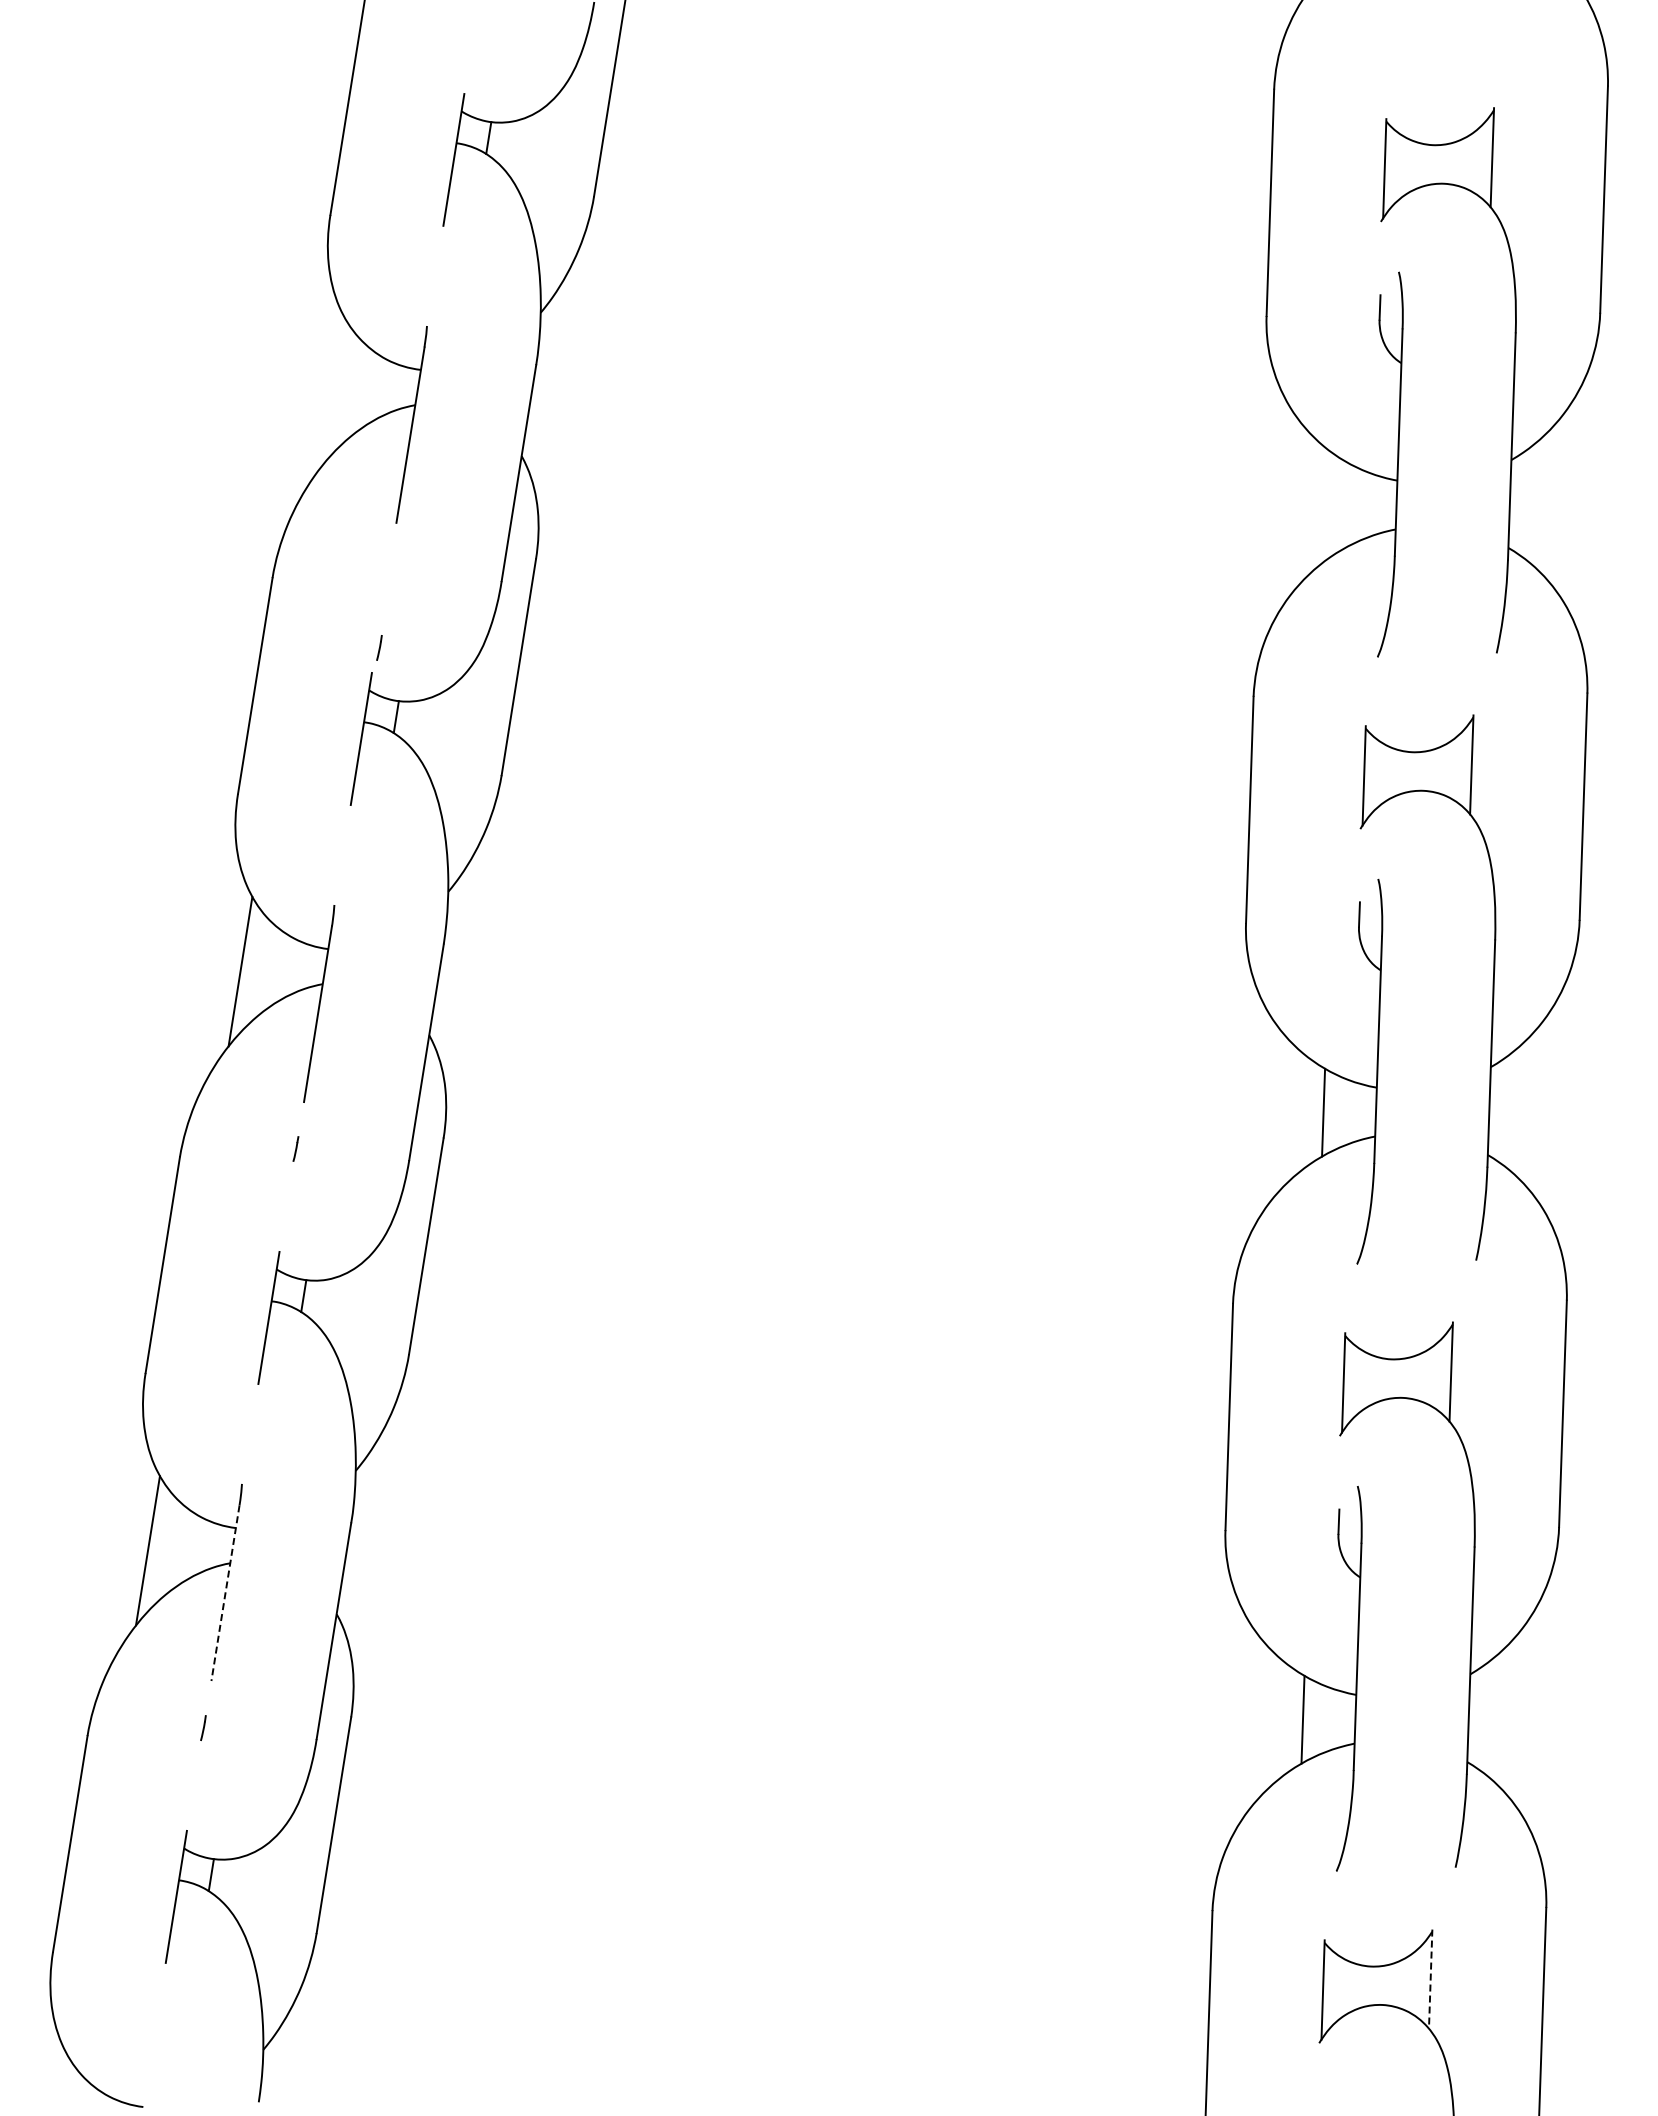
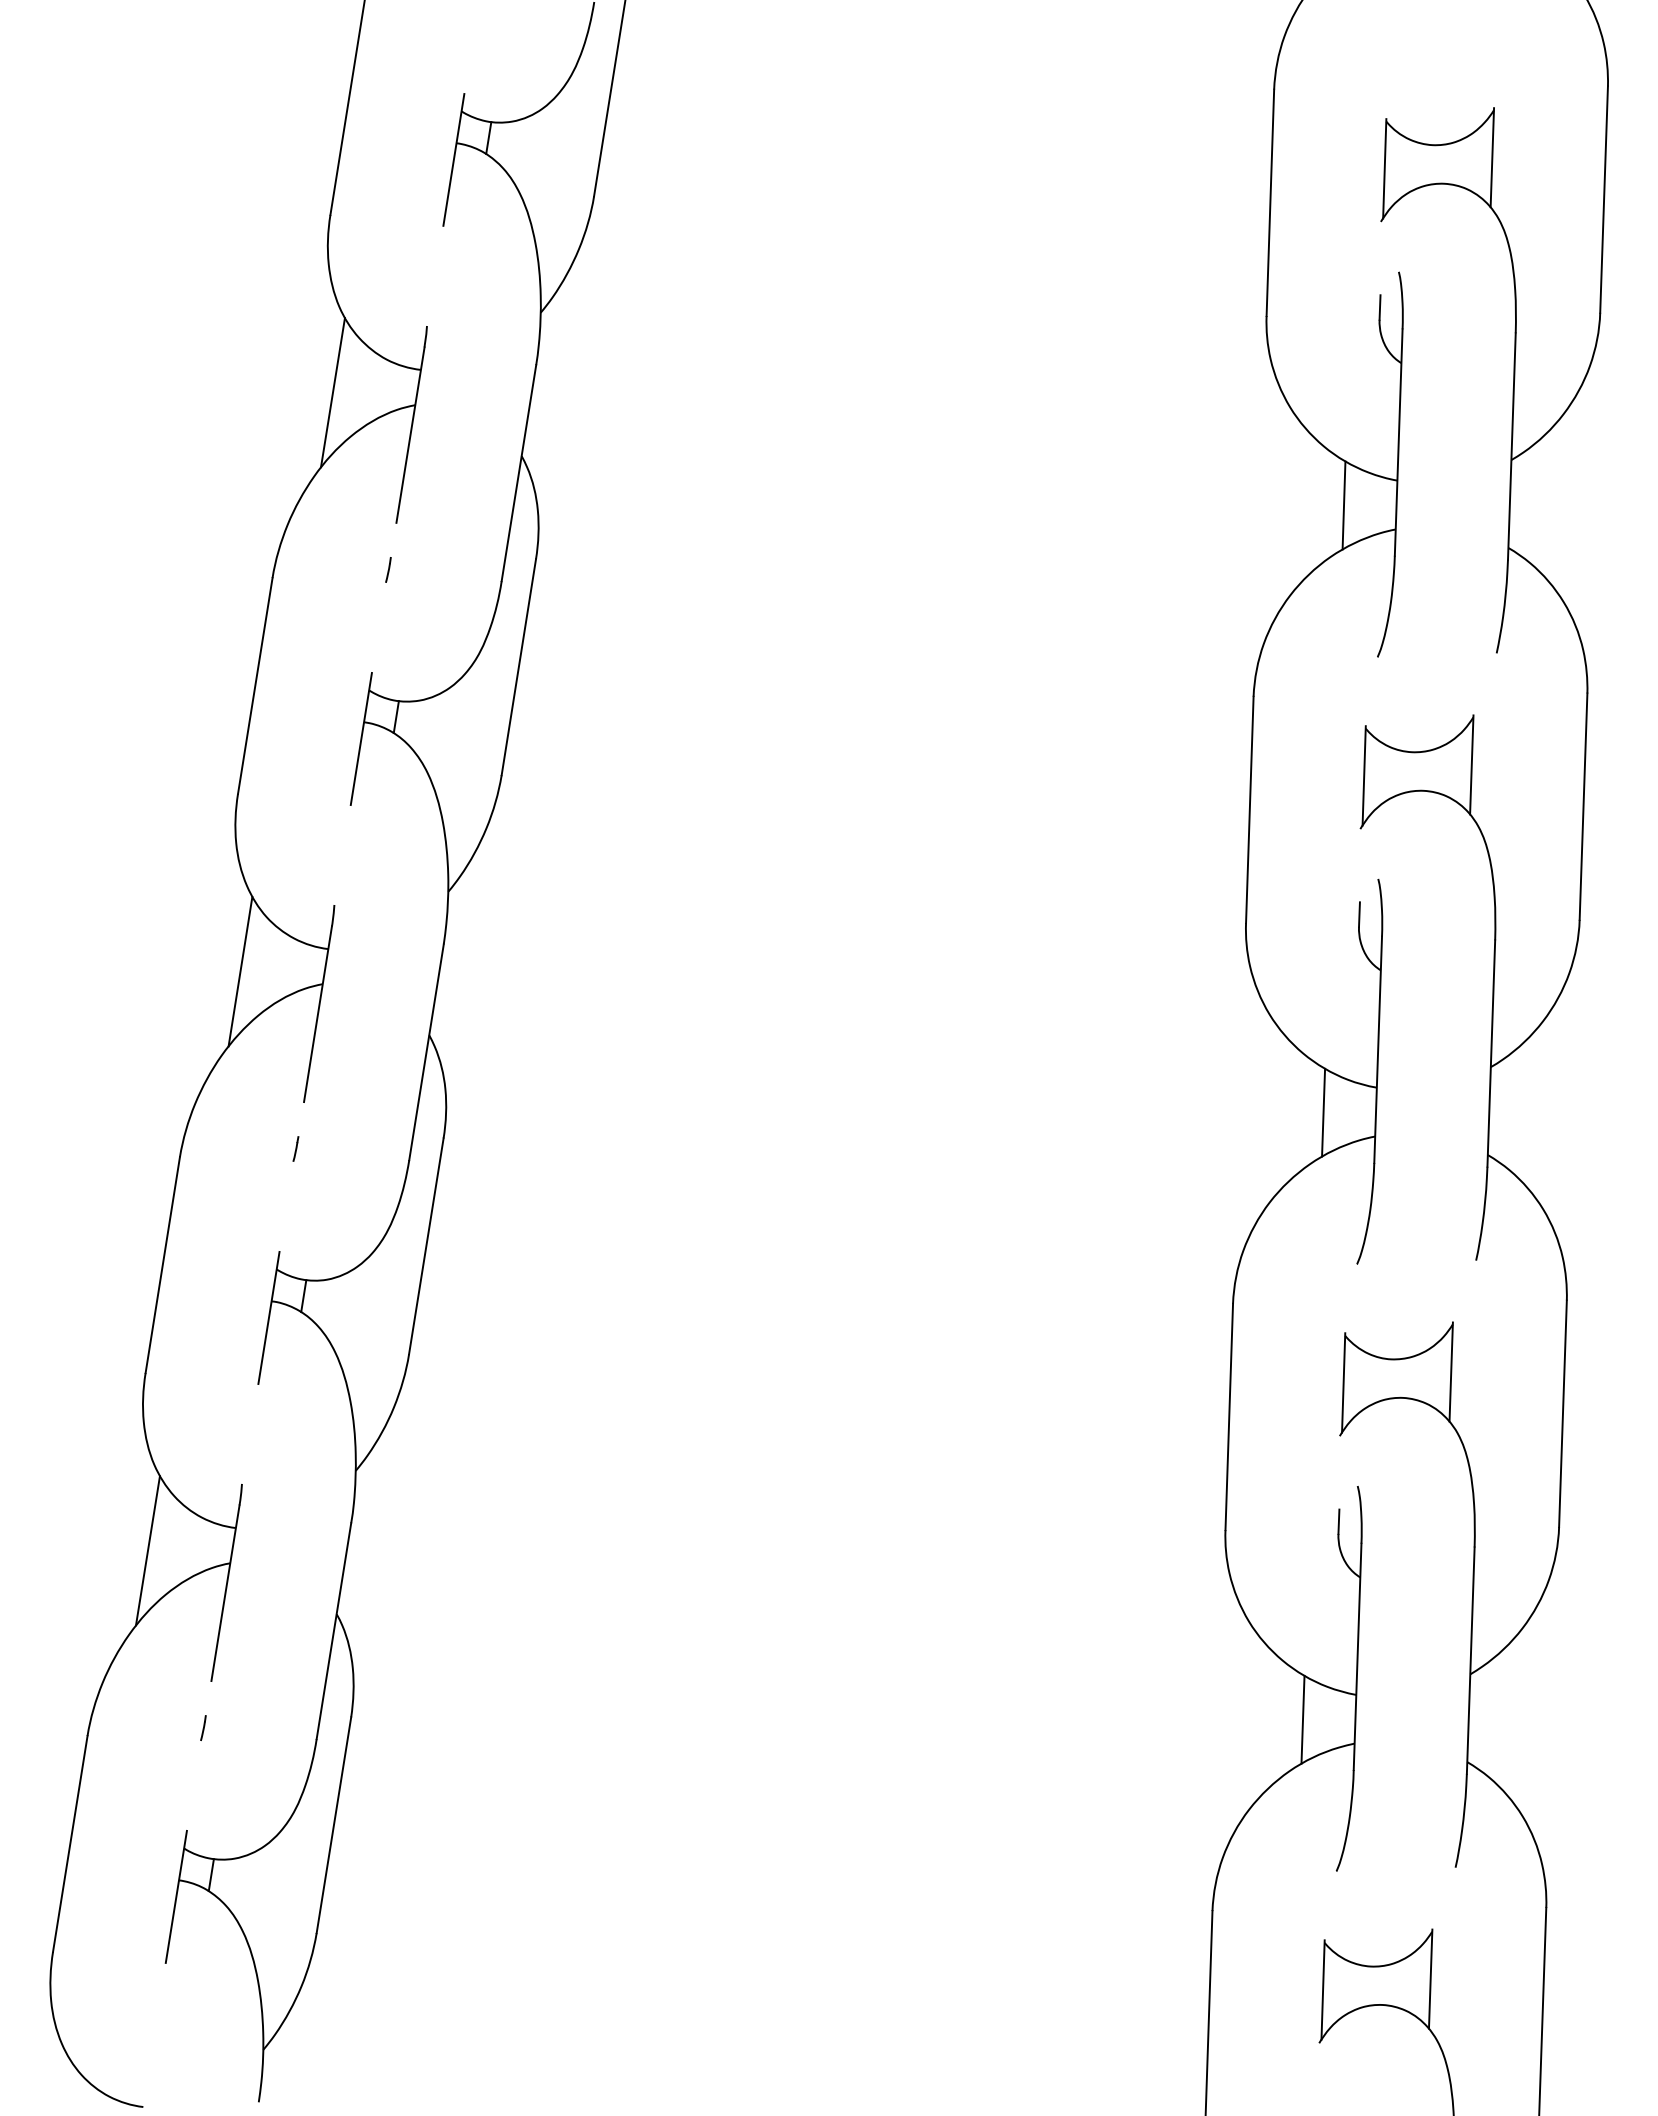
line: none -> present (332, 392)
line: none -> present (1343, 505)
line position: (379, 647) -> (388, 569) (388, 569)
line: dashed -> solid (225, 1593)
line: dashed -> solid (1430, 1979)
